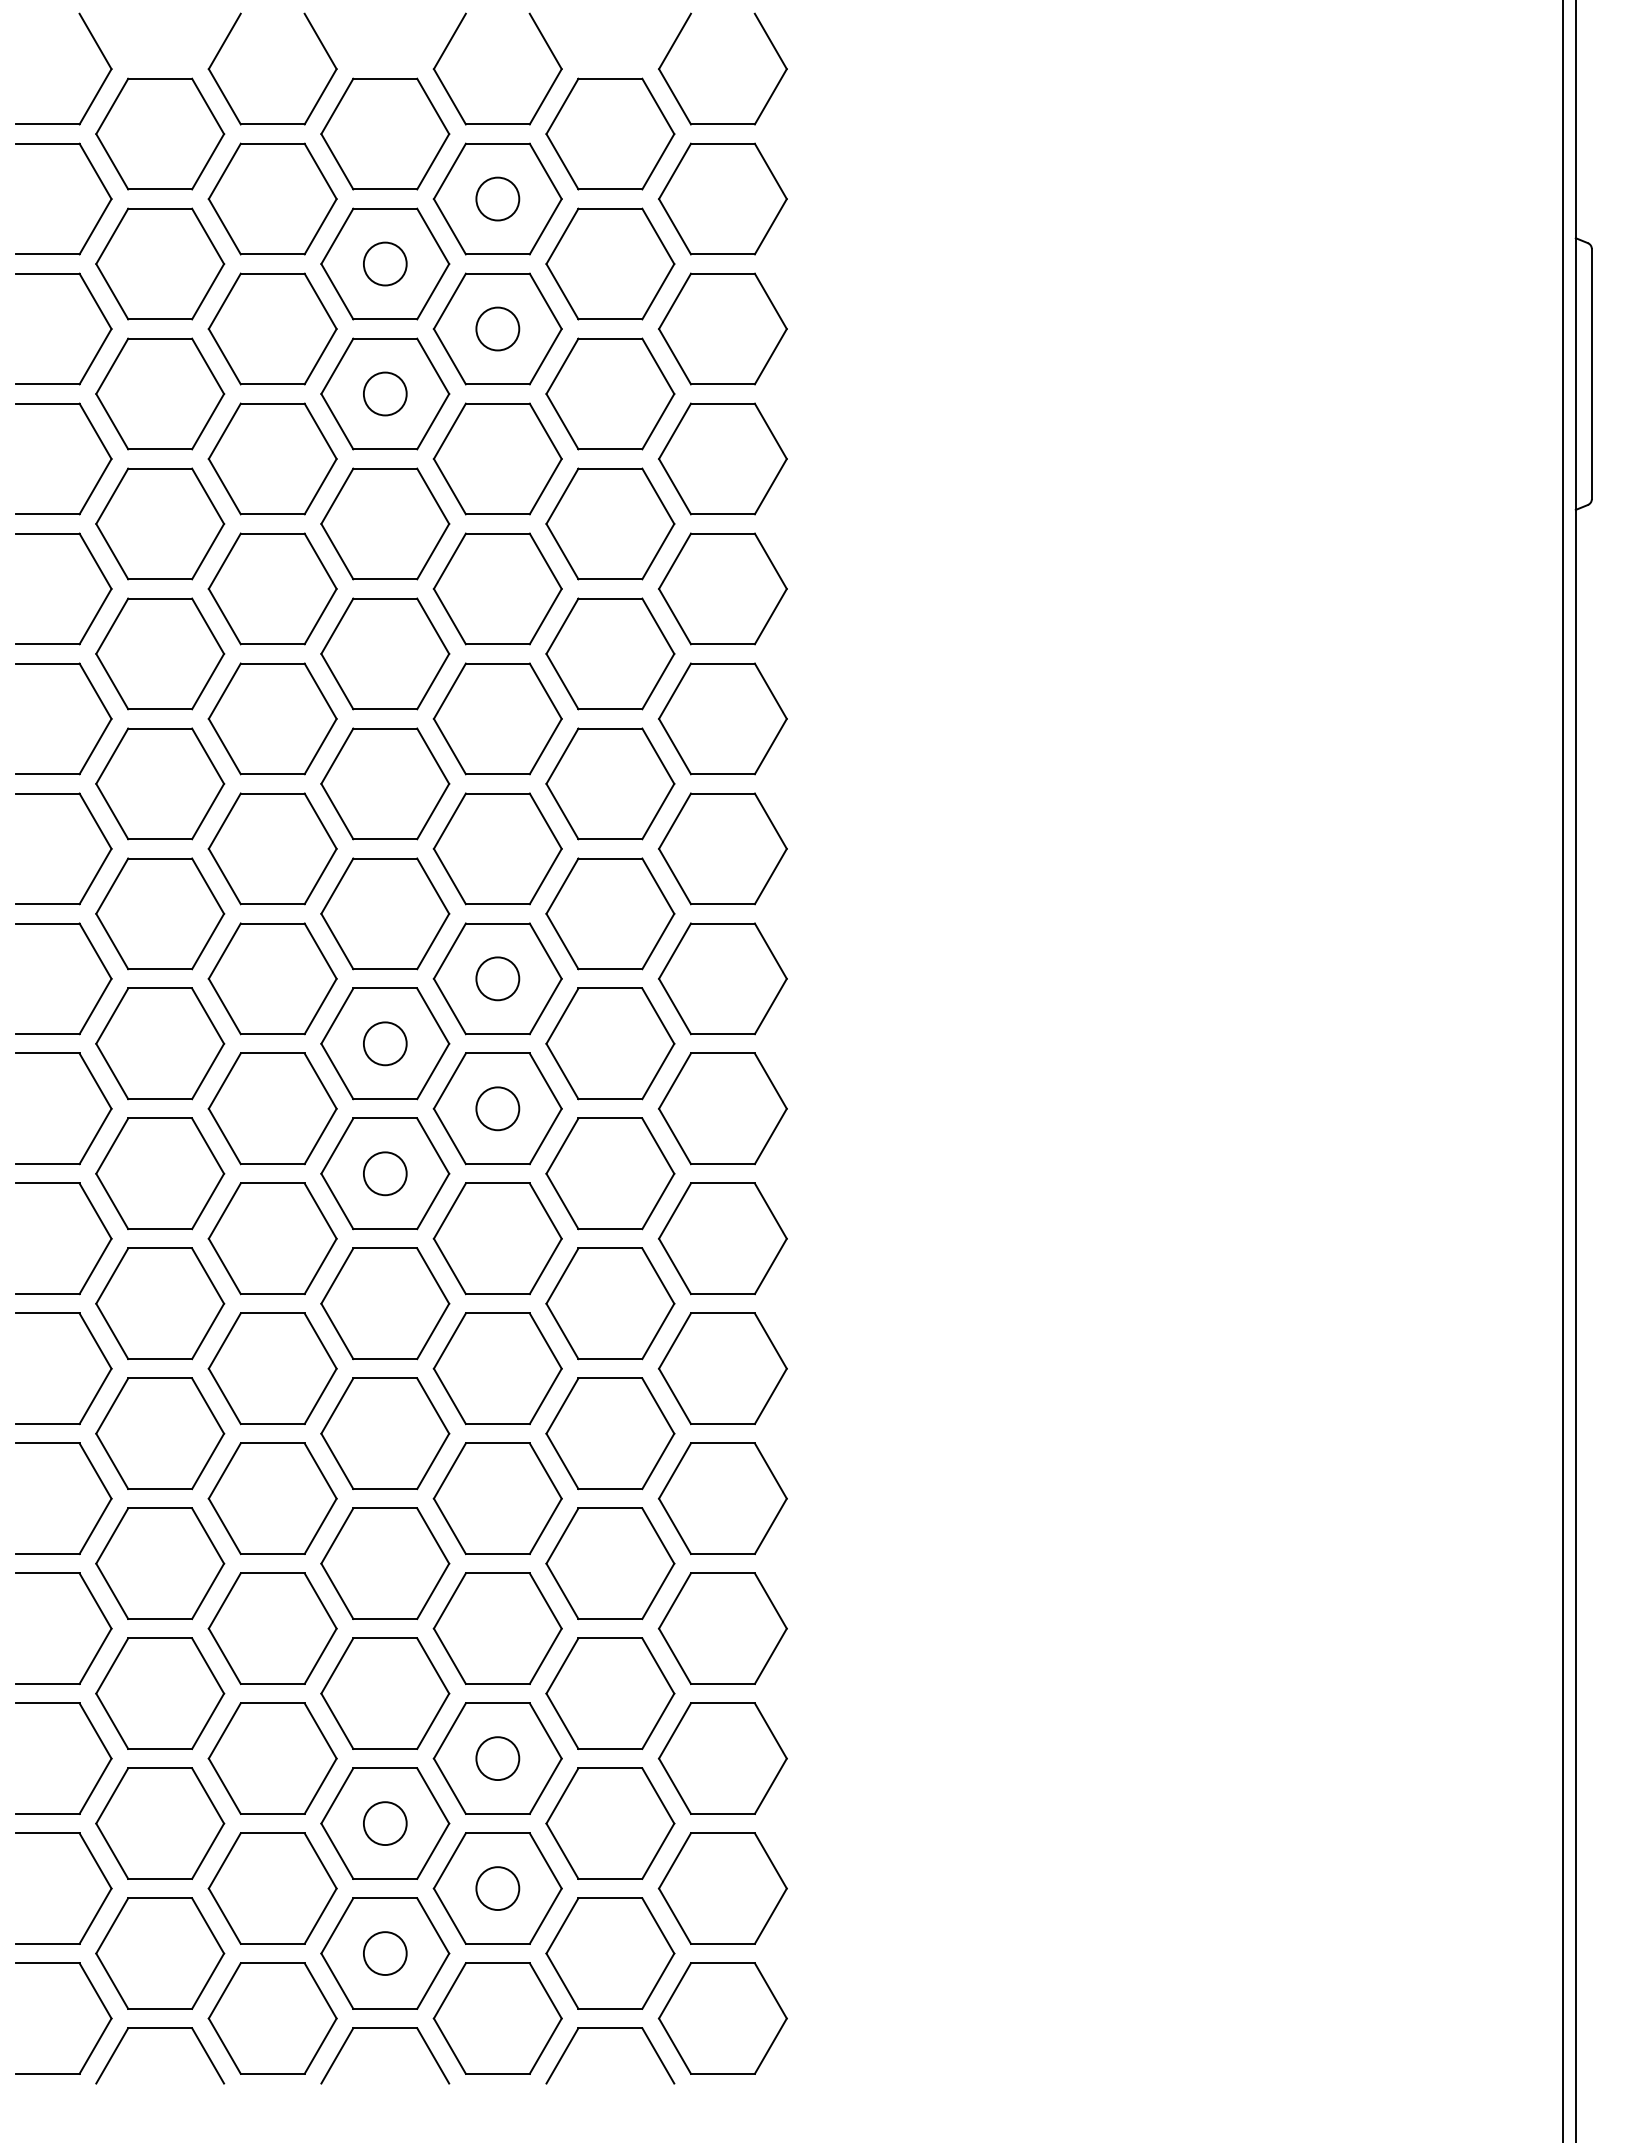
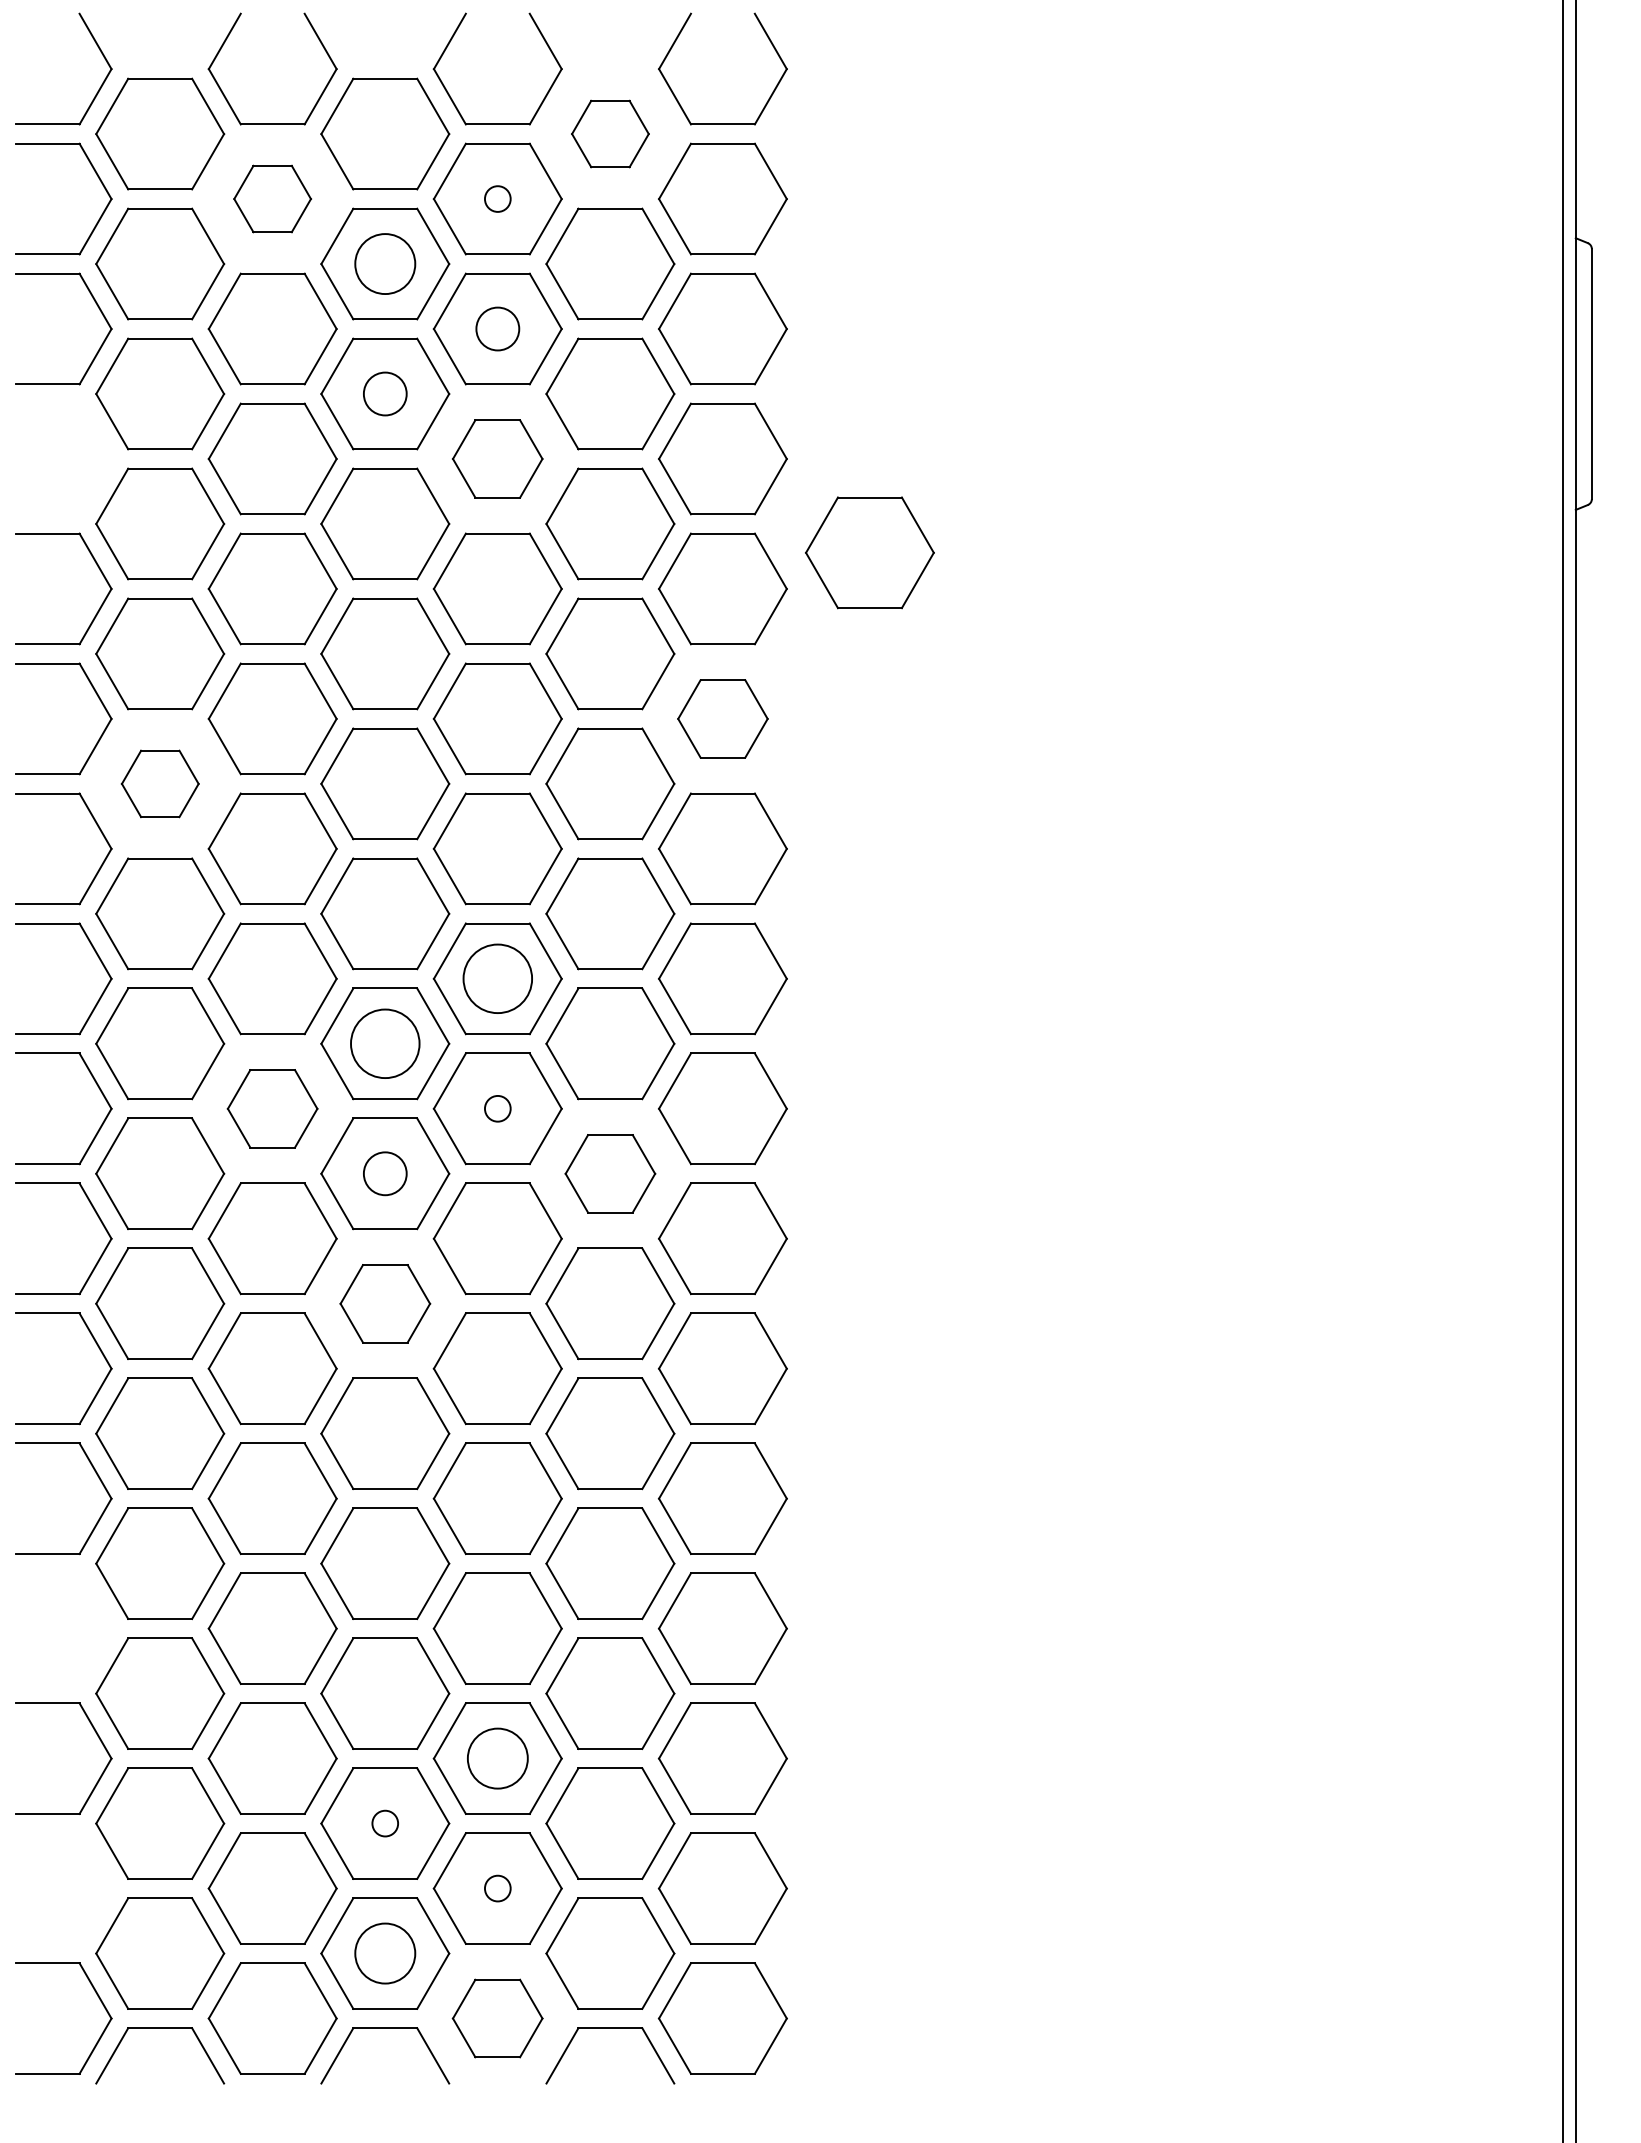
part size: 131x114 px -> 79x70 px (610, 133)
part size: 131x114 px -> 79x70 px (272, 198)
circle diameter: 43 px -> 26 px (497, 198)
circle diameter: 43 px -> 60 px (385, 264)
part: present -> none (96, 435)
part size: 131x114 px -> 92x80 px (497, 458)
part: none -> present (869, 552)
part size: 130x114 px -> 92x80 px (722, 718)
part size: 131x114 px -> 80x70 px (159, 783)
circle diameter: 43 px -> 69 px (497, 978)
circle diameter: 43 px -> 69 px (385, 1043)
part size: 131x114 px -> 93x80 px (272, 1108)
circle diameter: 43 px -> 26 px (497, 1108)
part size: 131x114 px -> 93x80 px (610, 1173)
part size: 131x114 px -> 93x80 px (385, 1303)
part: present -> none (98, 1608)
circle diameter: 43 px -> 60 px (497, 1758)
circle diameter: 43 px -> 26 px (385, 1823)
part: present -> none (98, 1868)
circle diameter: 43 px -> 26 px (497, 1888)
circle diameter: 43 px -> 60 px (385, 1953)
part size: 131x113 px -> 93x81 px (497, 2018)
